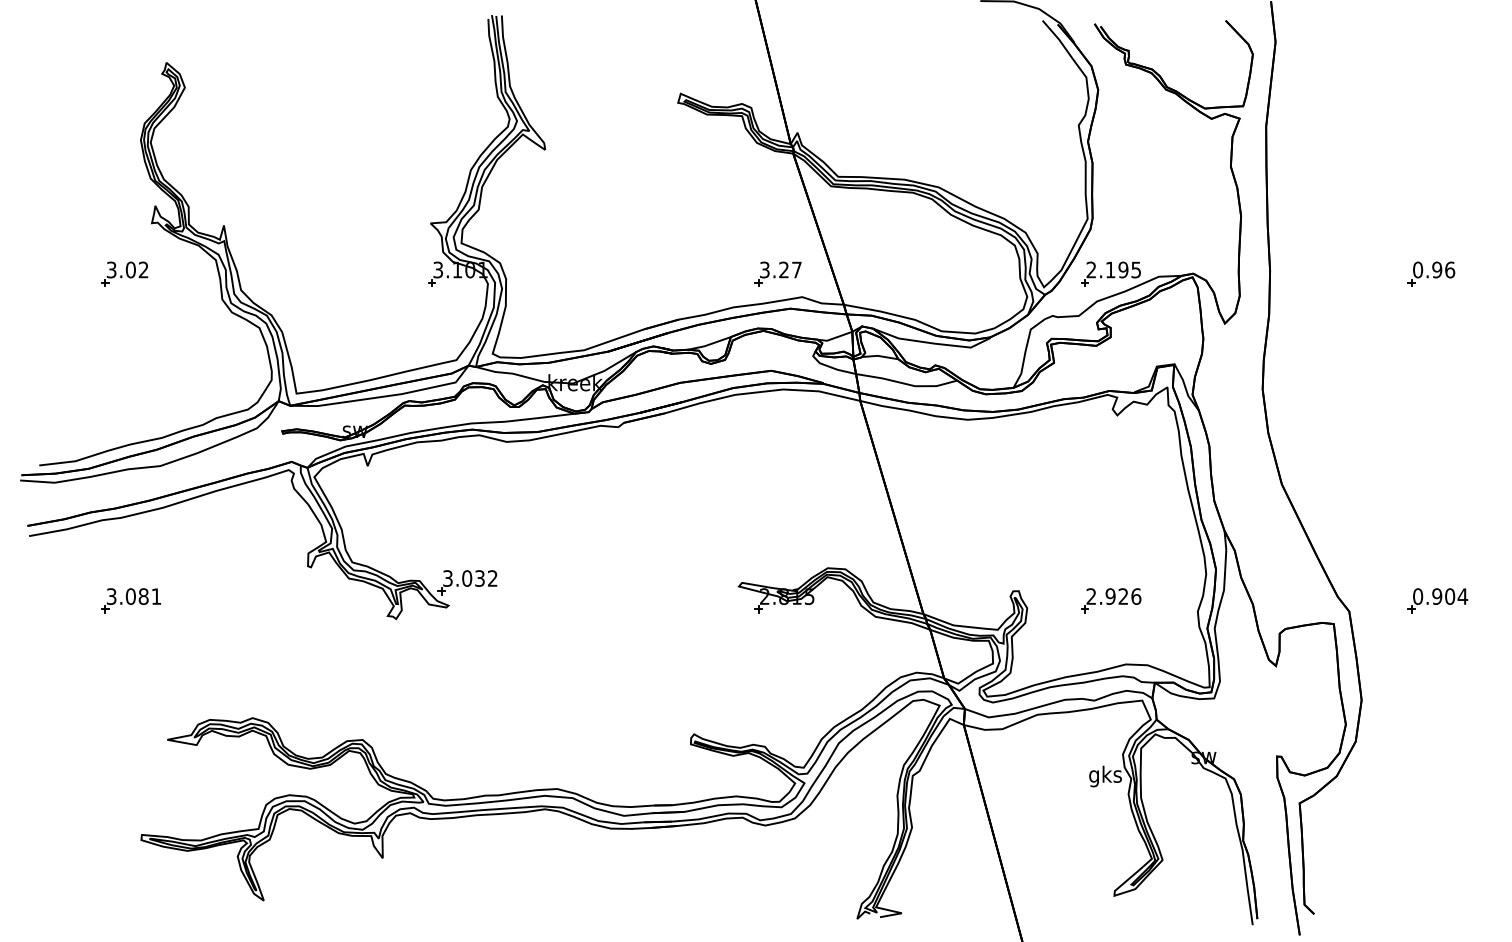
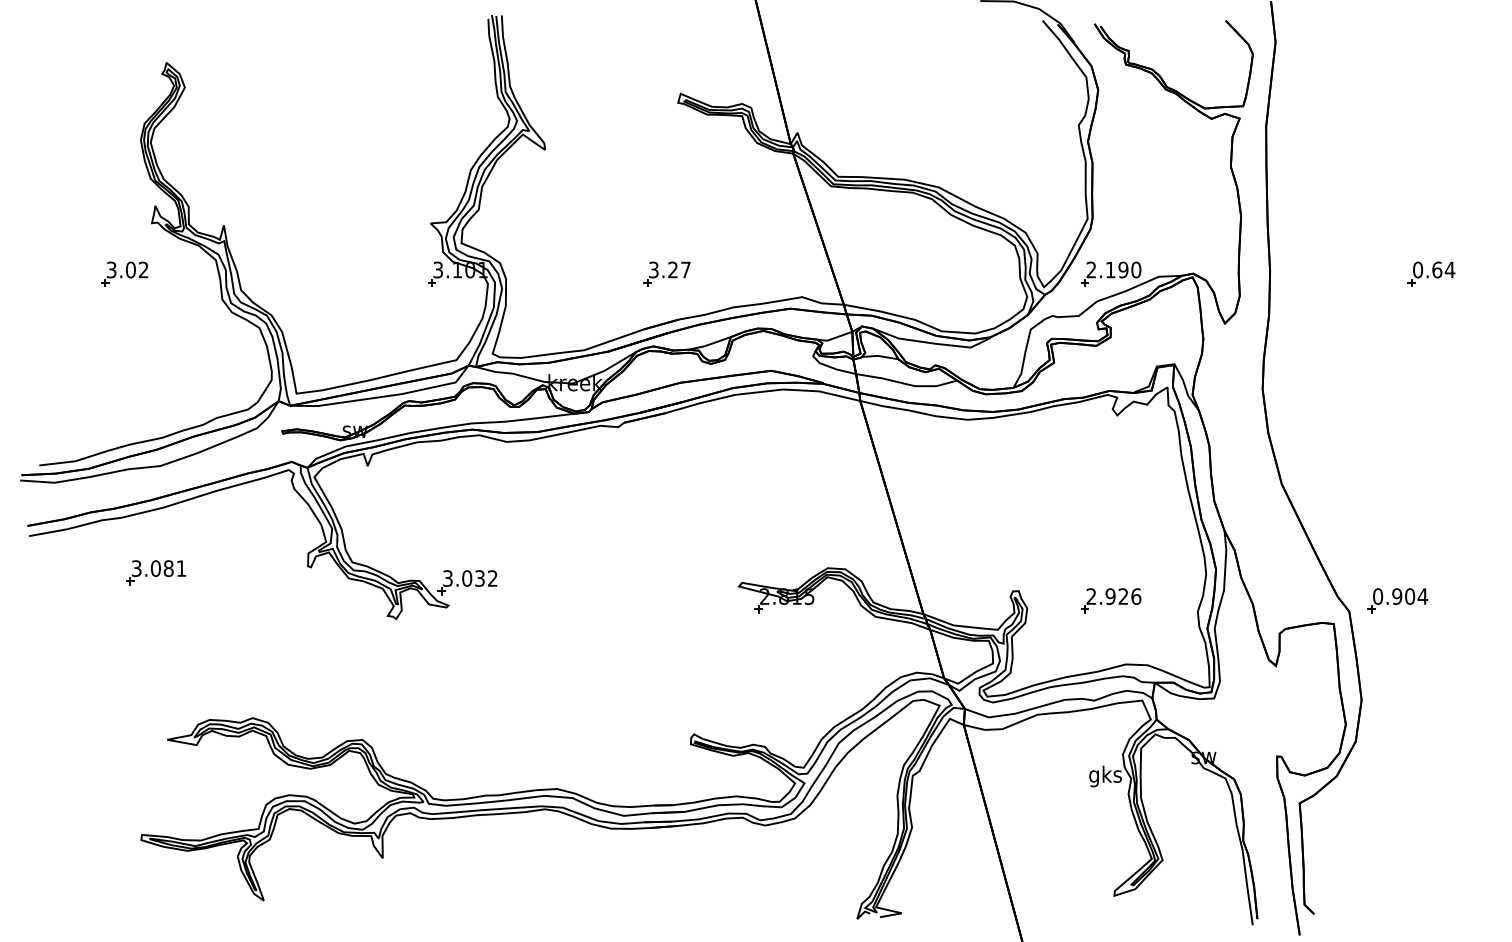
text: 2.195 -> 2.190 (1136, 269)
text: 0.96 -> 0.64 (1443, 269)
part position: (777, 273) -> (666, 273) (666, 273)
part position: (131, 600) -> (156, 572) (156, 572)
part position: (1437, 600) -> (1397, 600) (1397, 600)
